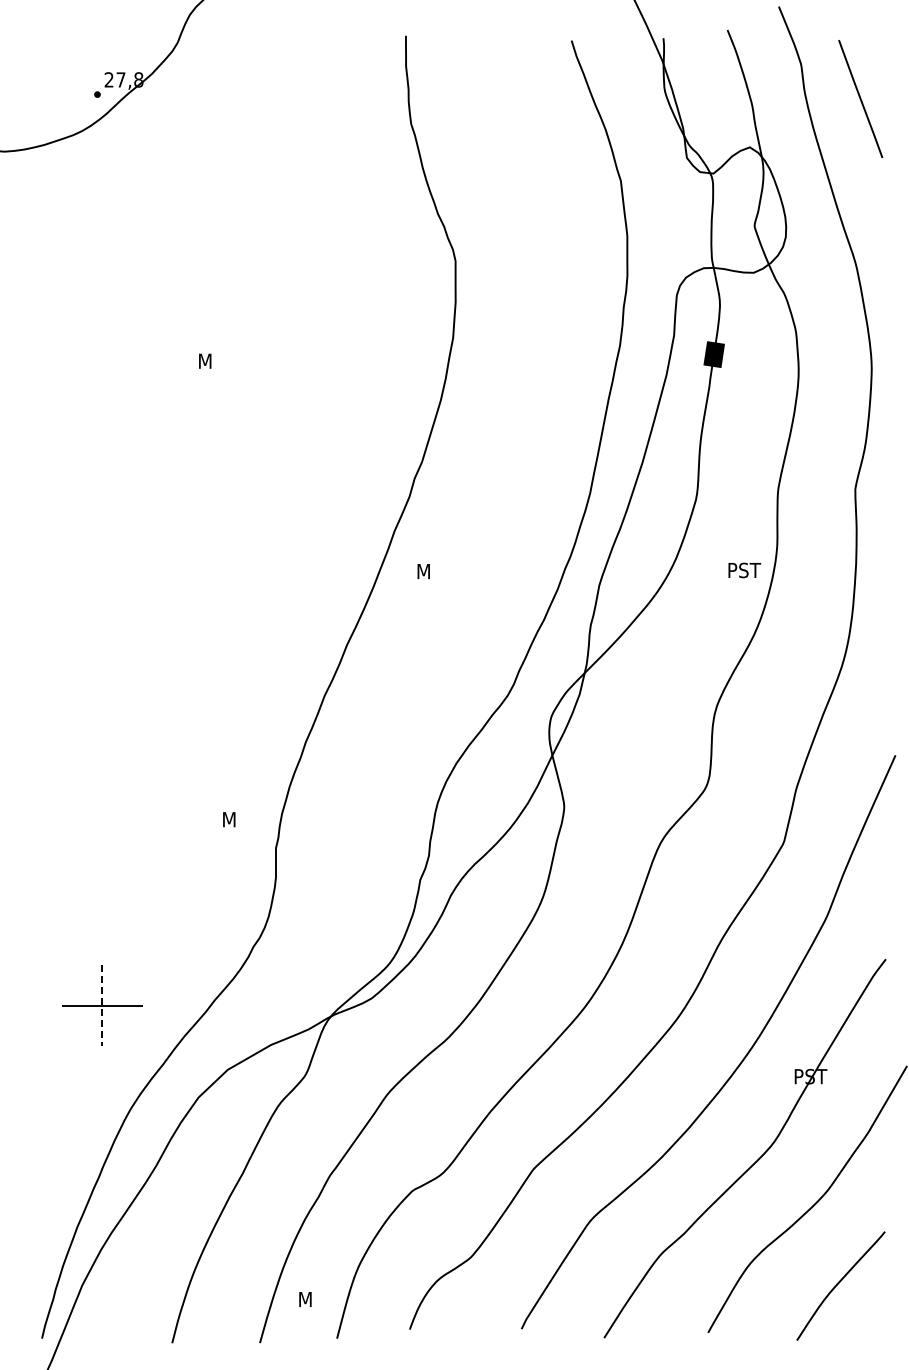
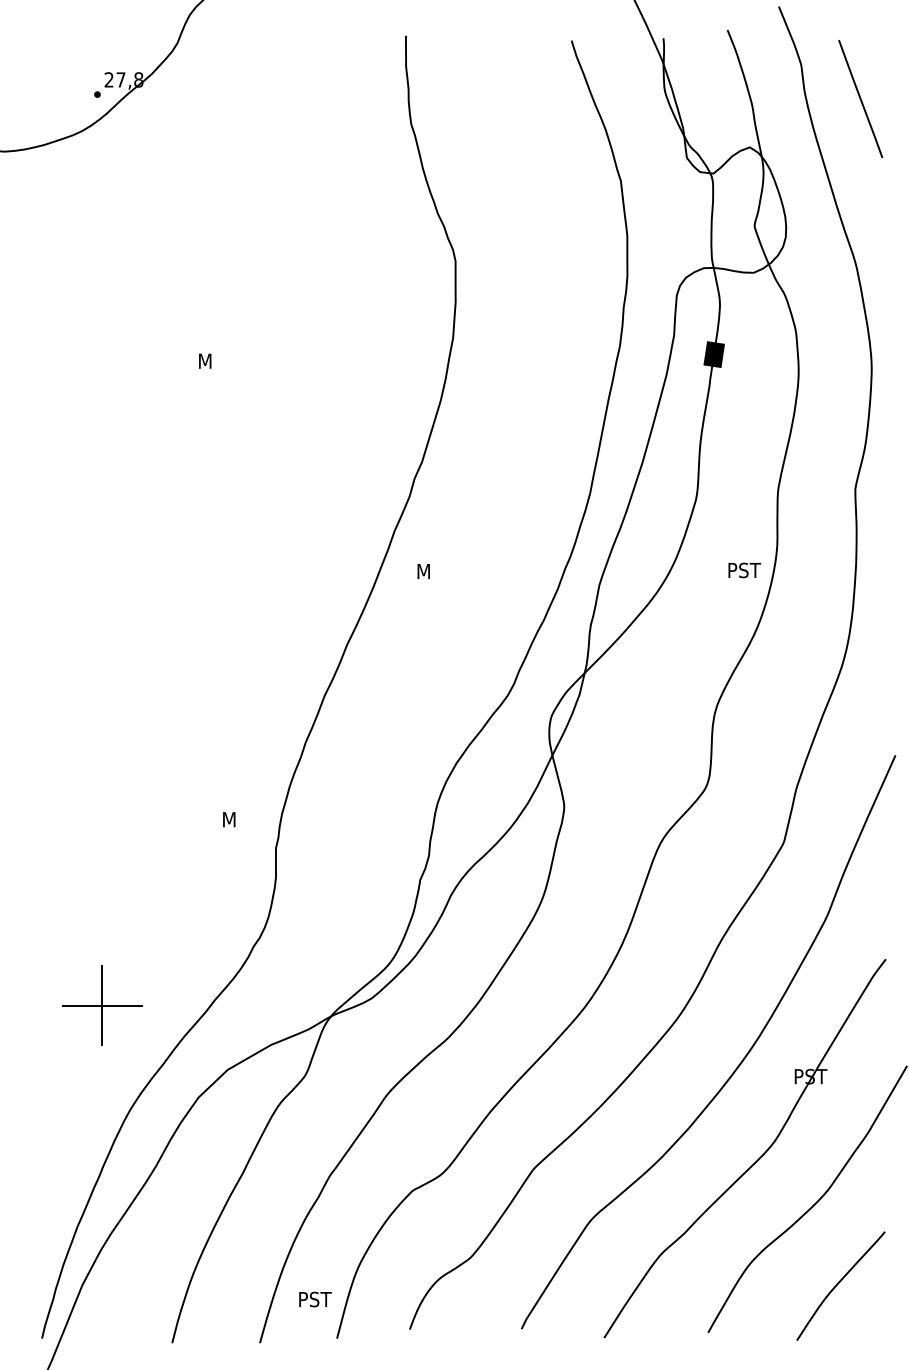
line: dashed -> solid (102, 1006)
text: M -> PST (316, 1299)
